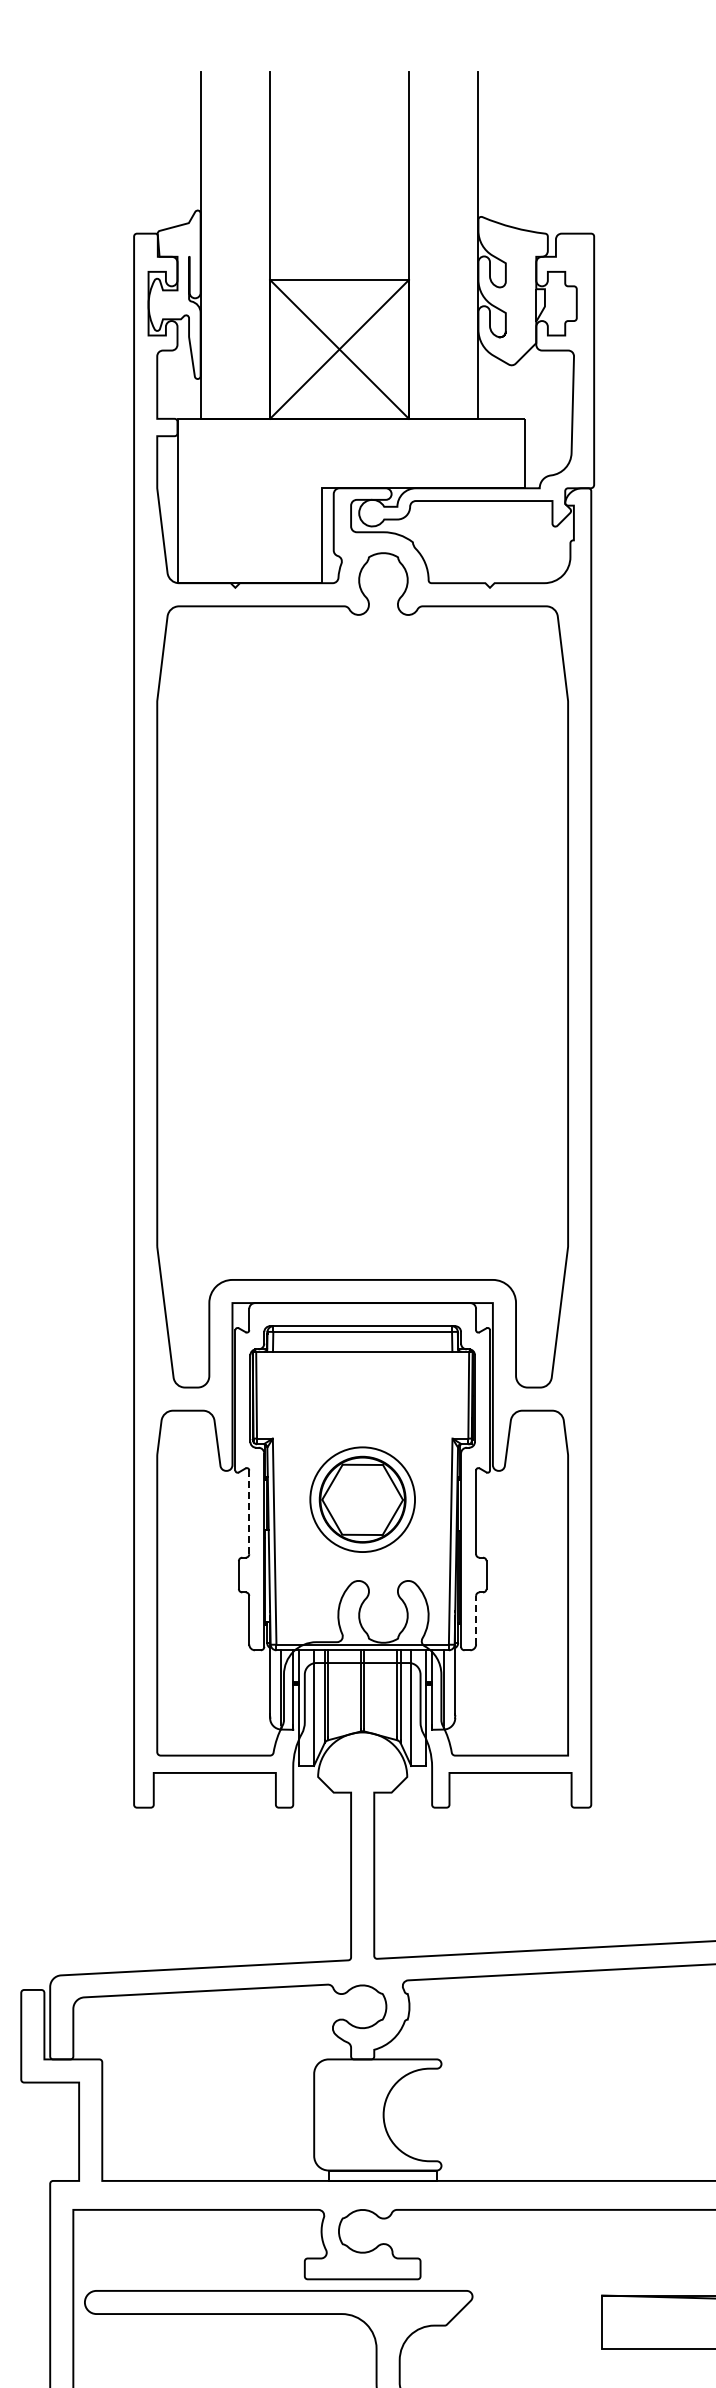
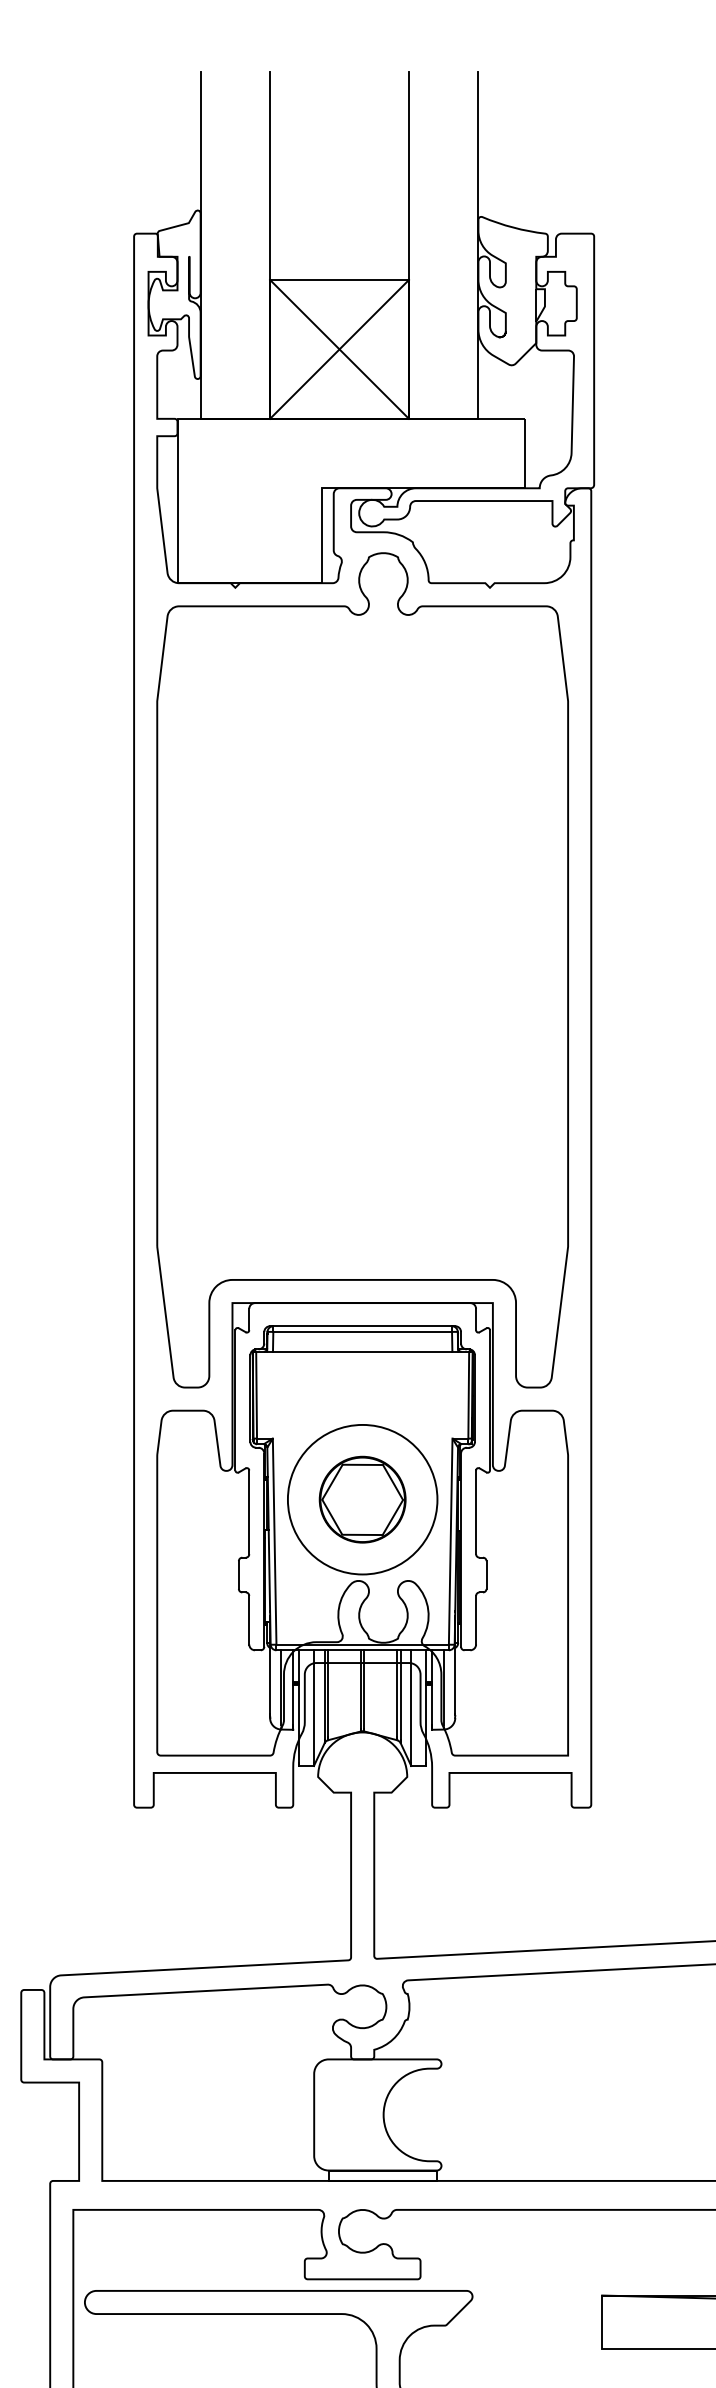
circle diameter: 105 px -> 150 px (362, 1499)
line: dashed -> solid (249, 1512)
line: dashed -> solid (476, 1619)
